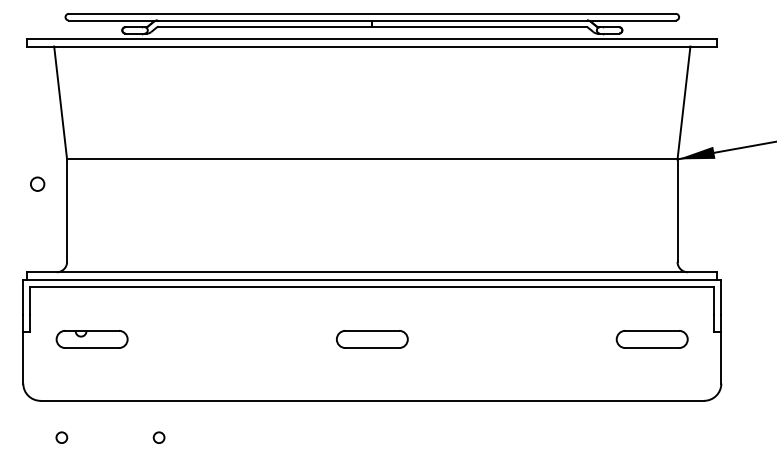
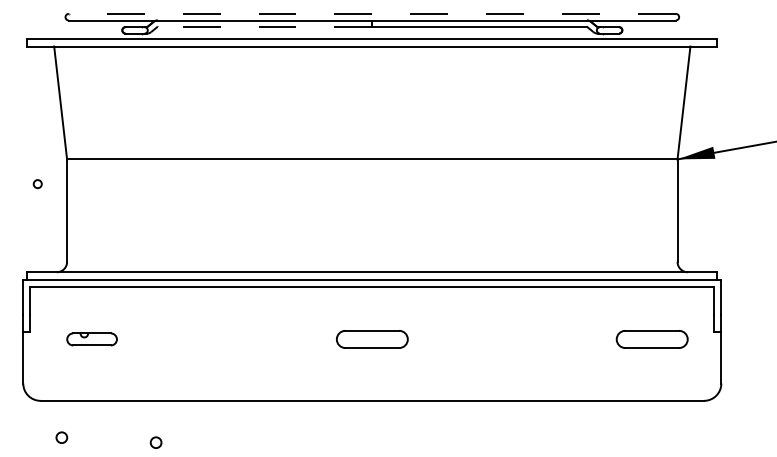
line: solid -> dashed (371, 13)
line: solid -> dashed (264, 26)
circle size: 16x16 px -> 11x11 px (37, 184)
part size: 74x19 px -> 52x15 px (91, 339)
circle position: (158, 437) -> (155, 442) (155, 442)
